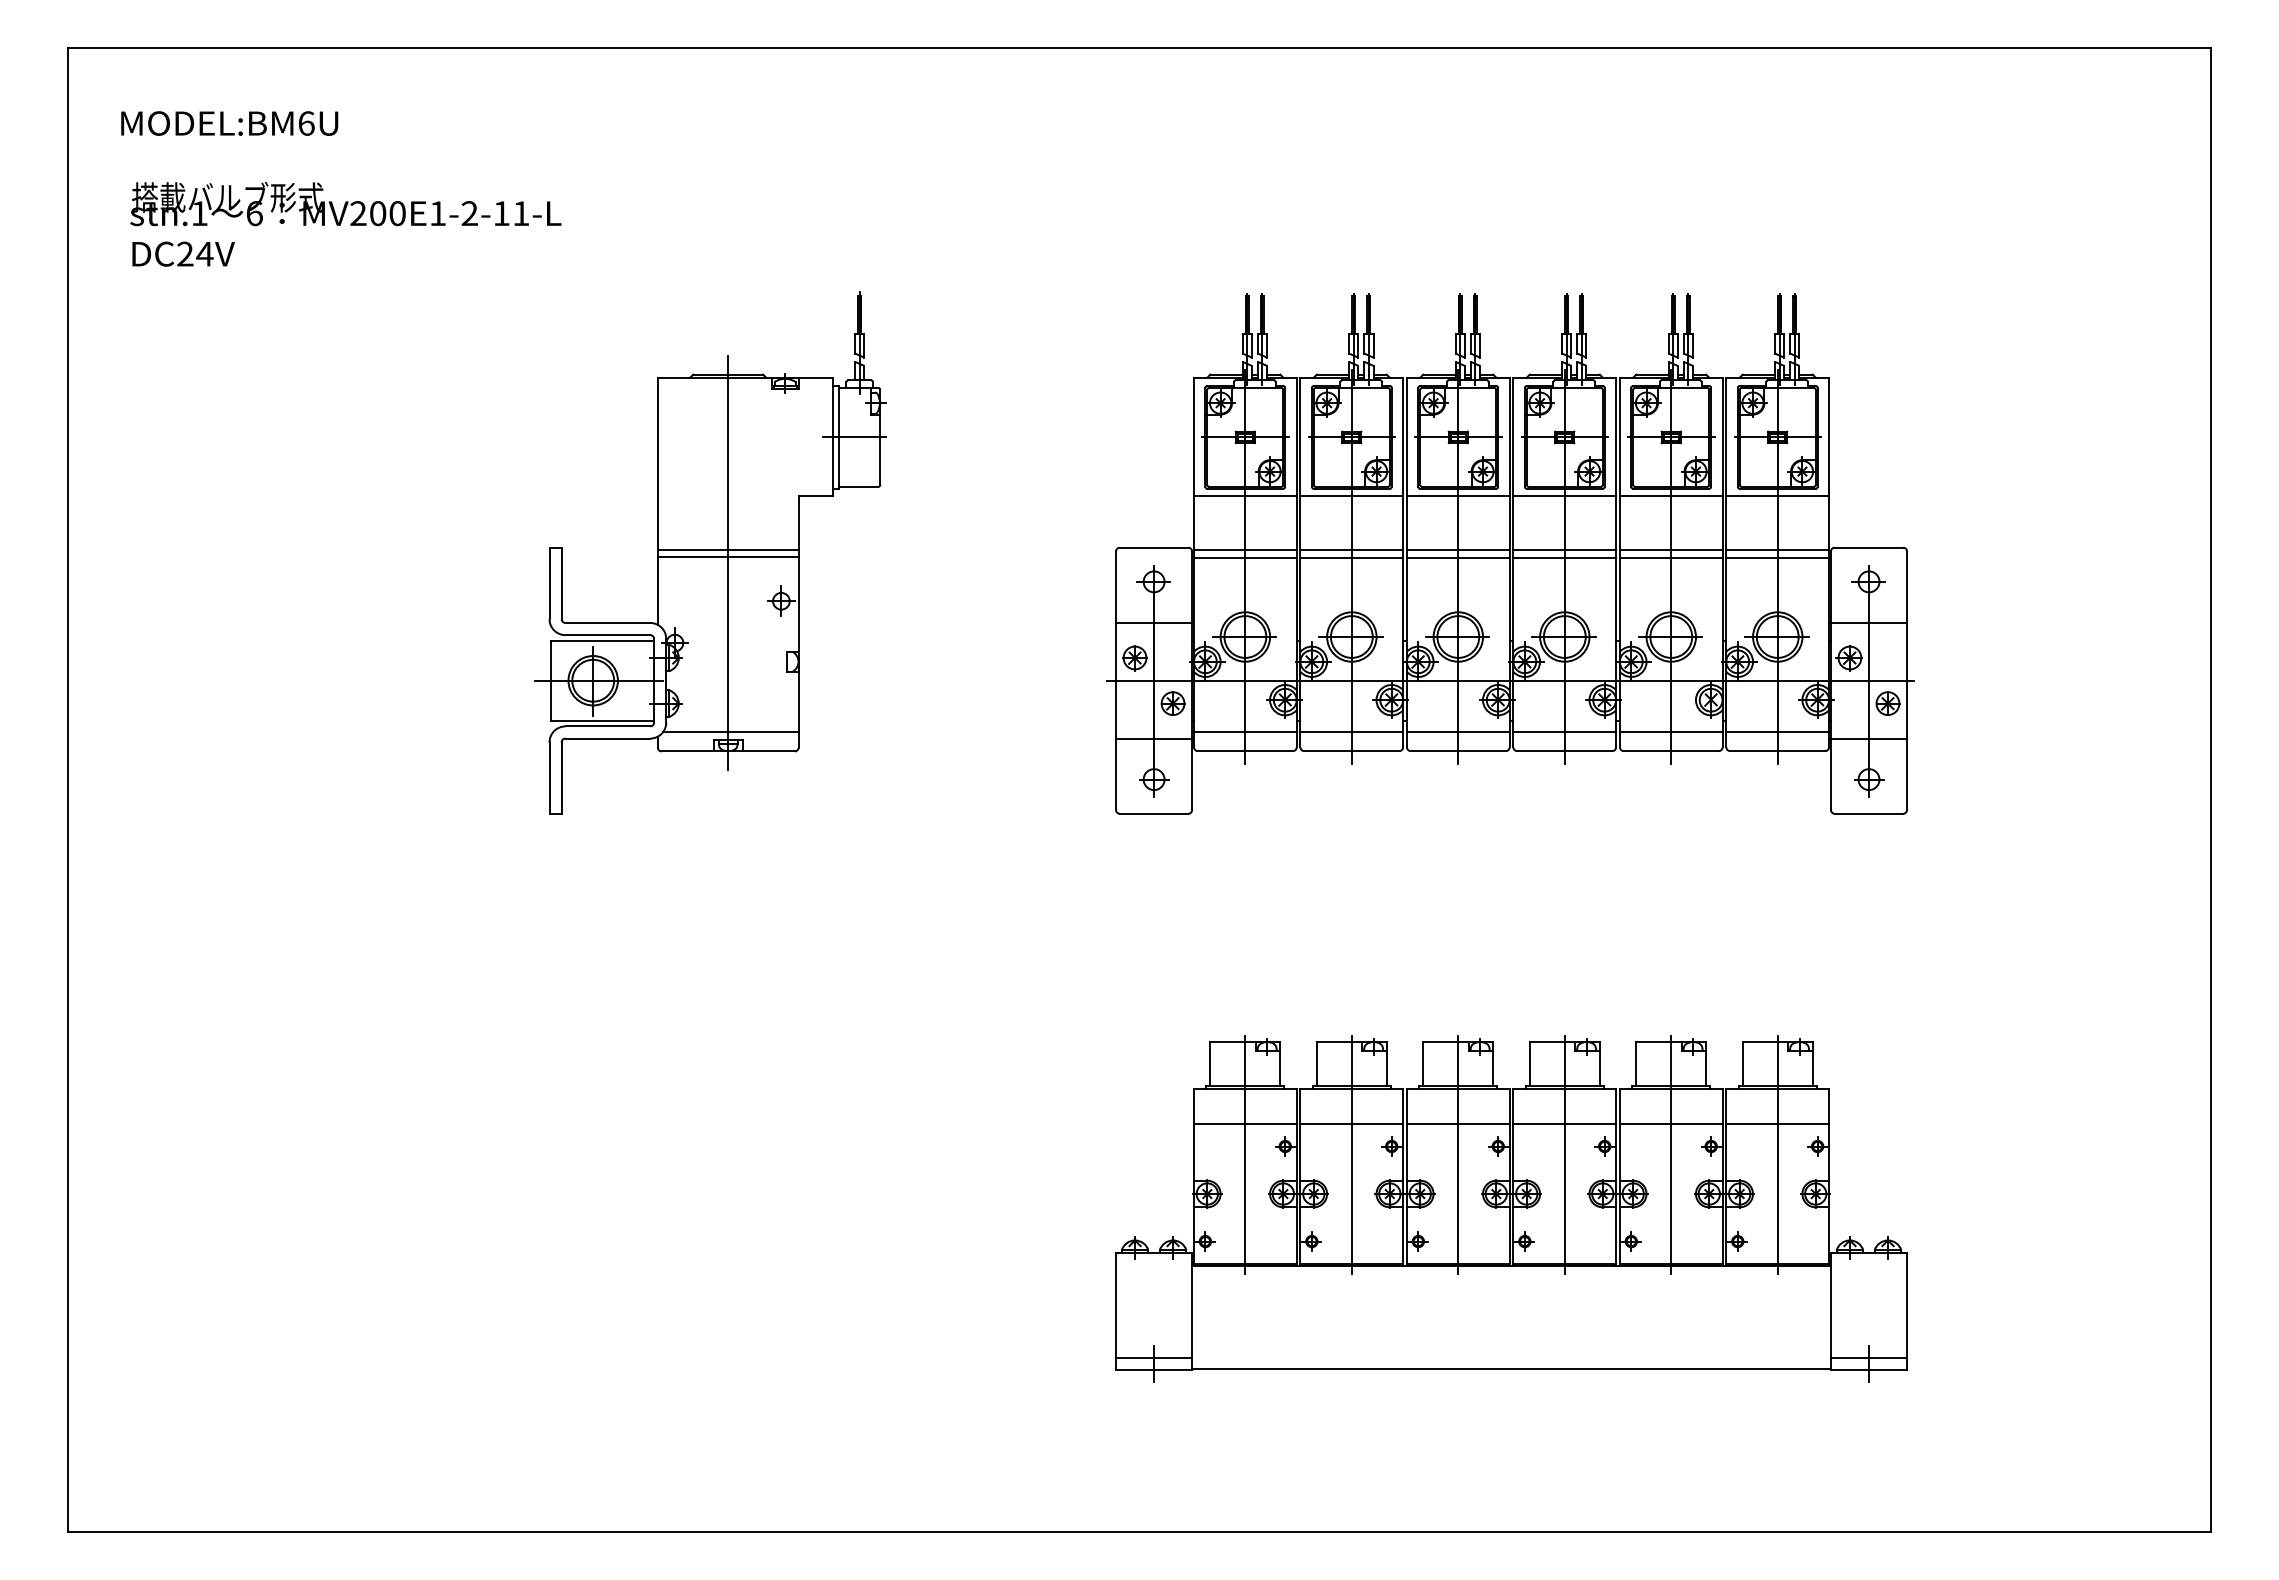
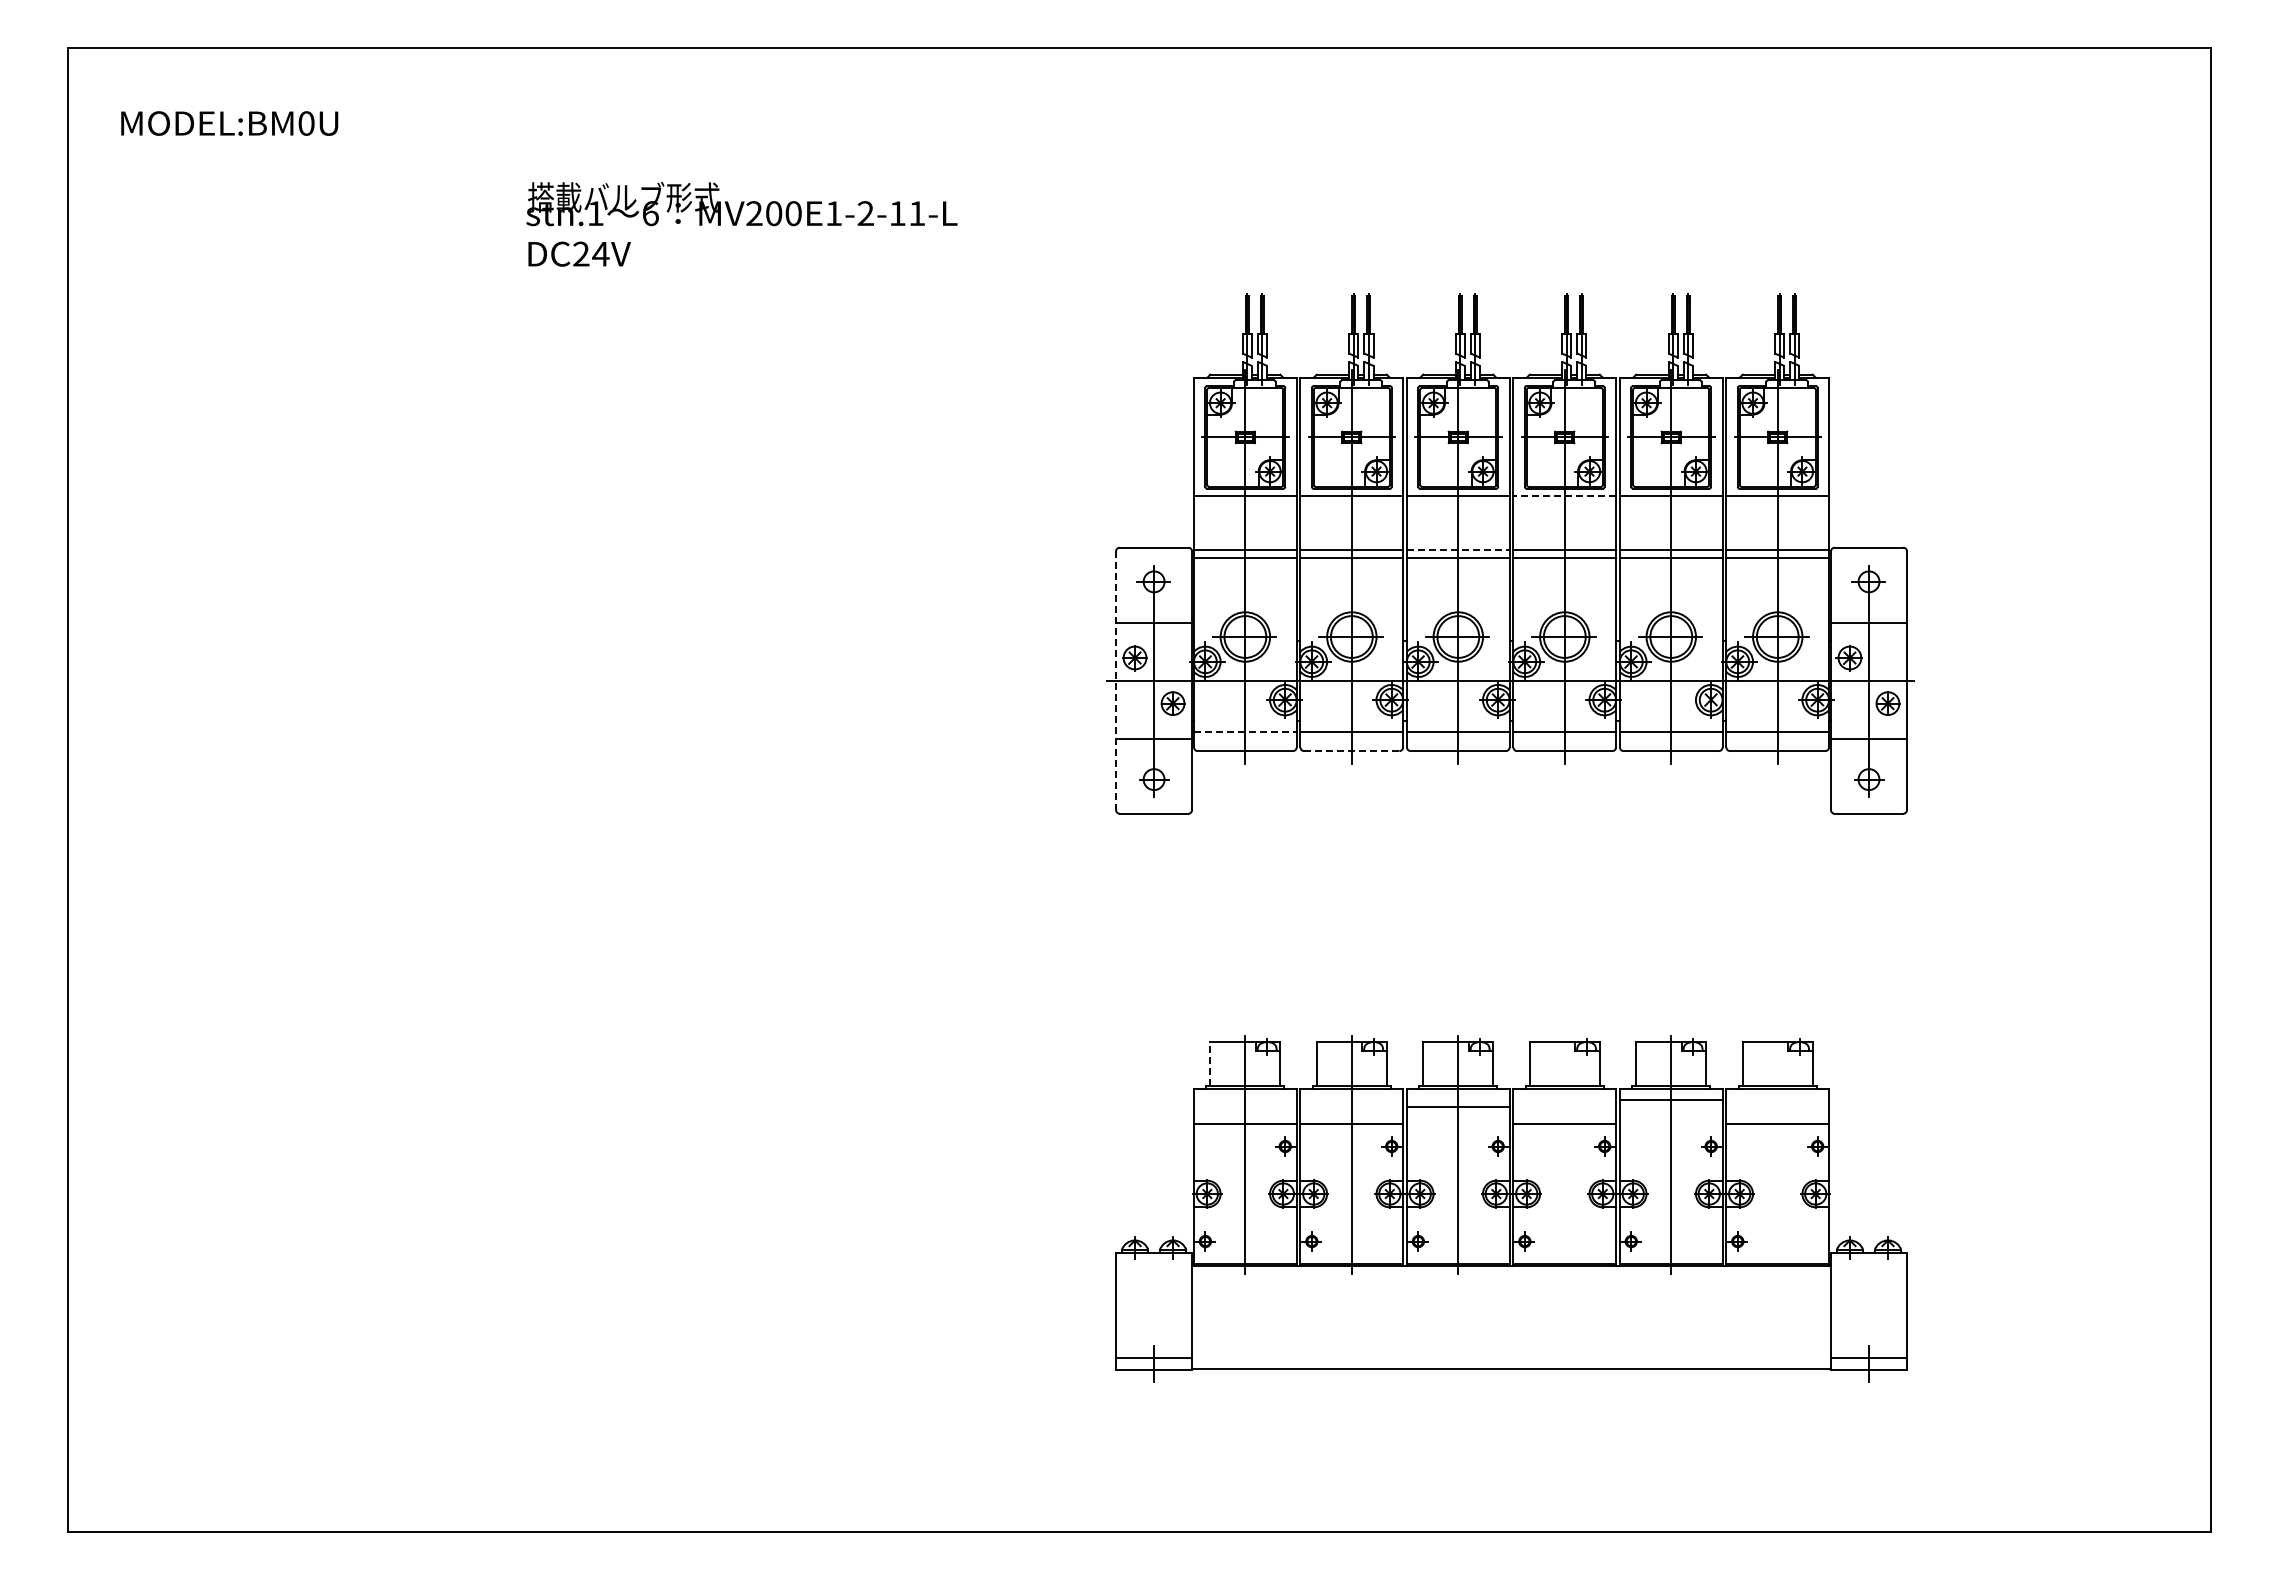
text: MODEL:BM6U -> MODEL:BM0U (306, 123)
text position: (345, 224) -> (741, 224) (741, 224)
line: solid -> dashed (1564, 496)
line: solid -> dashed (1458, 549)
part: present -> none (710, 552)
line: solid -> dashed (1116, 681)
line: solid -> dashed (1245, 732)
line: solid -> dashed (1351, 751)
line: solid -> dashed (1210, 1063)
line position: (1457, 1123) -> (1457, 1106) (1457, 1106)
line position: (1670, 1123) -> (1670, 1099) (1670, 1099)
line: present -> none (1564, 1154)
line: present -> none (1777, 1154)
